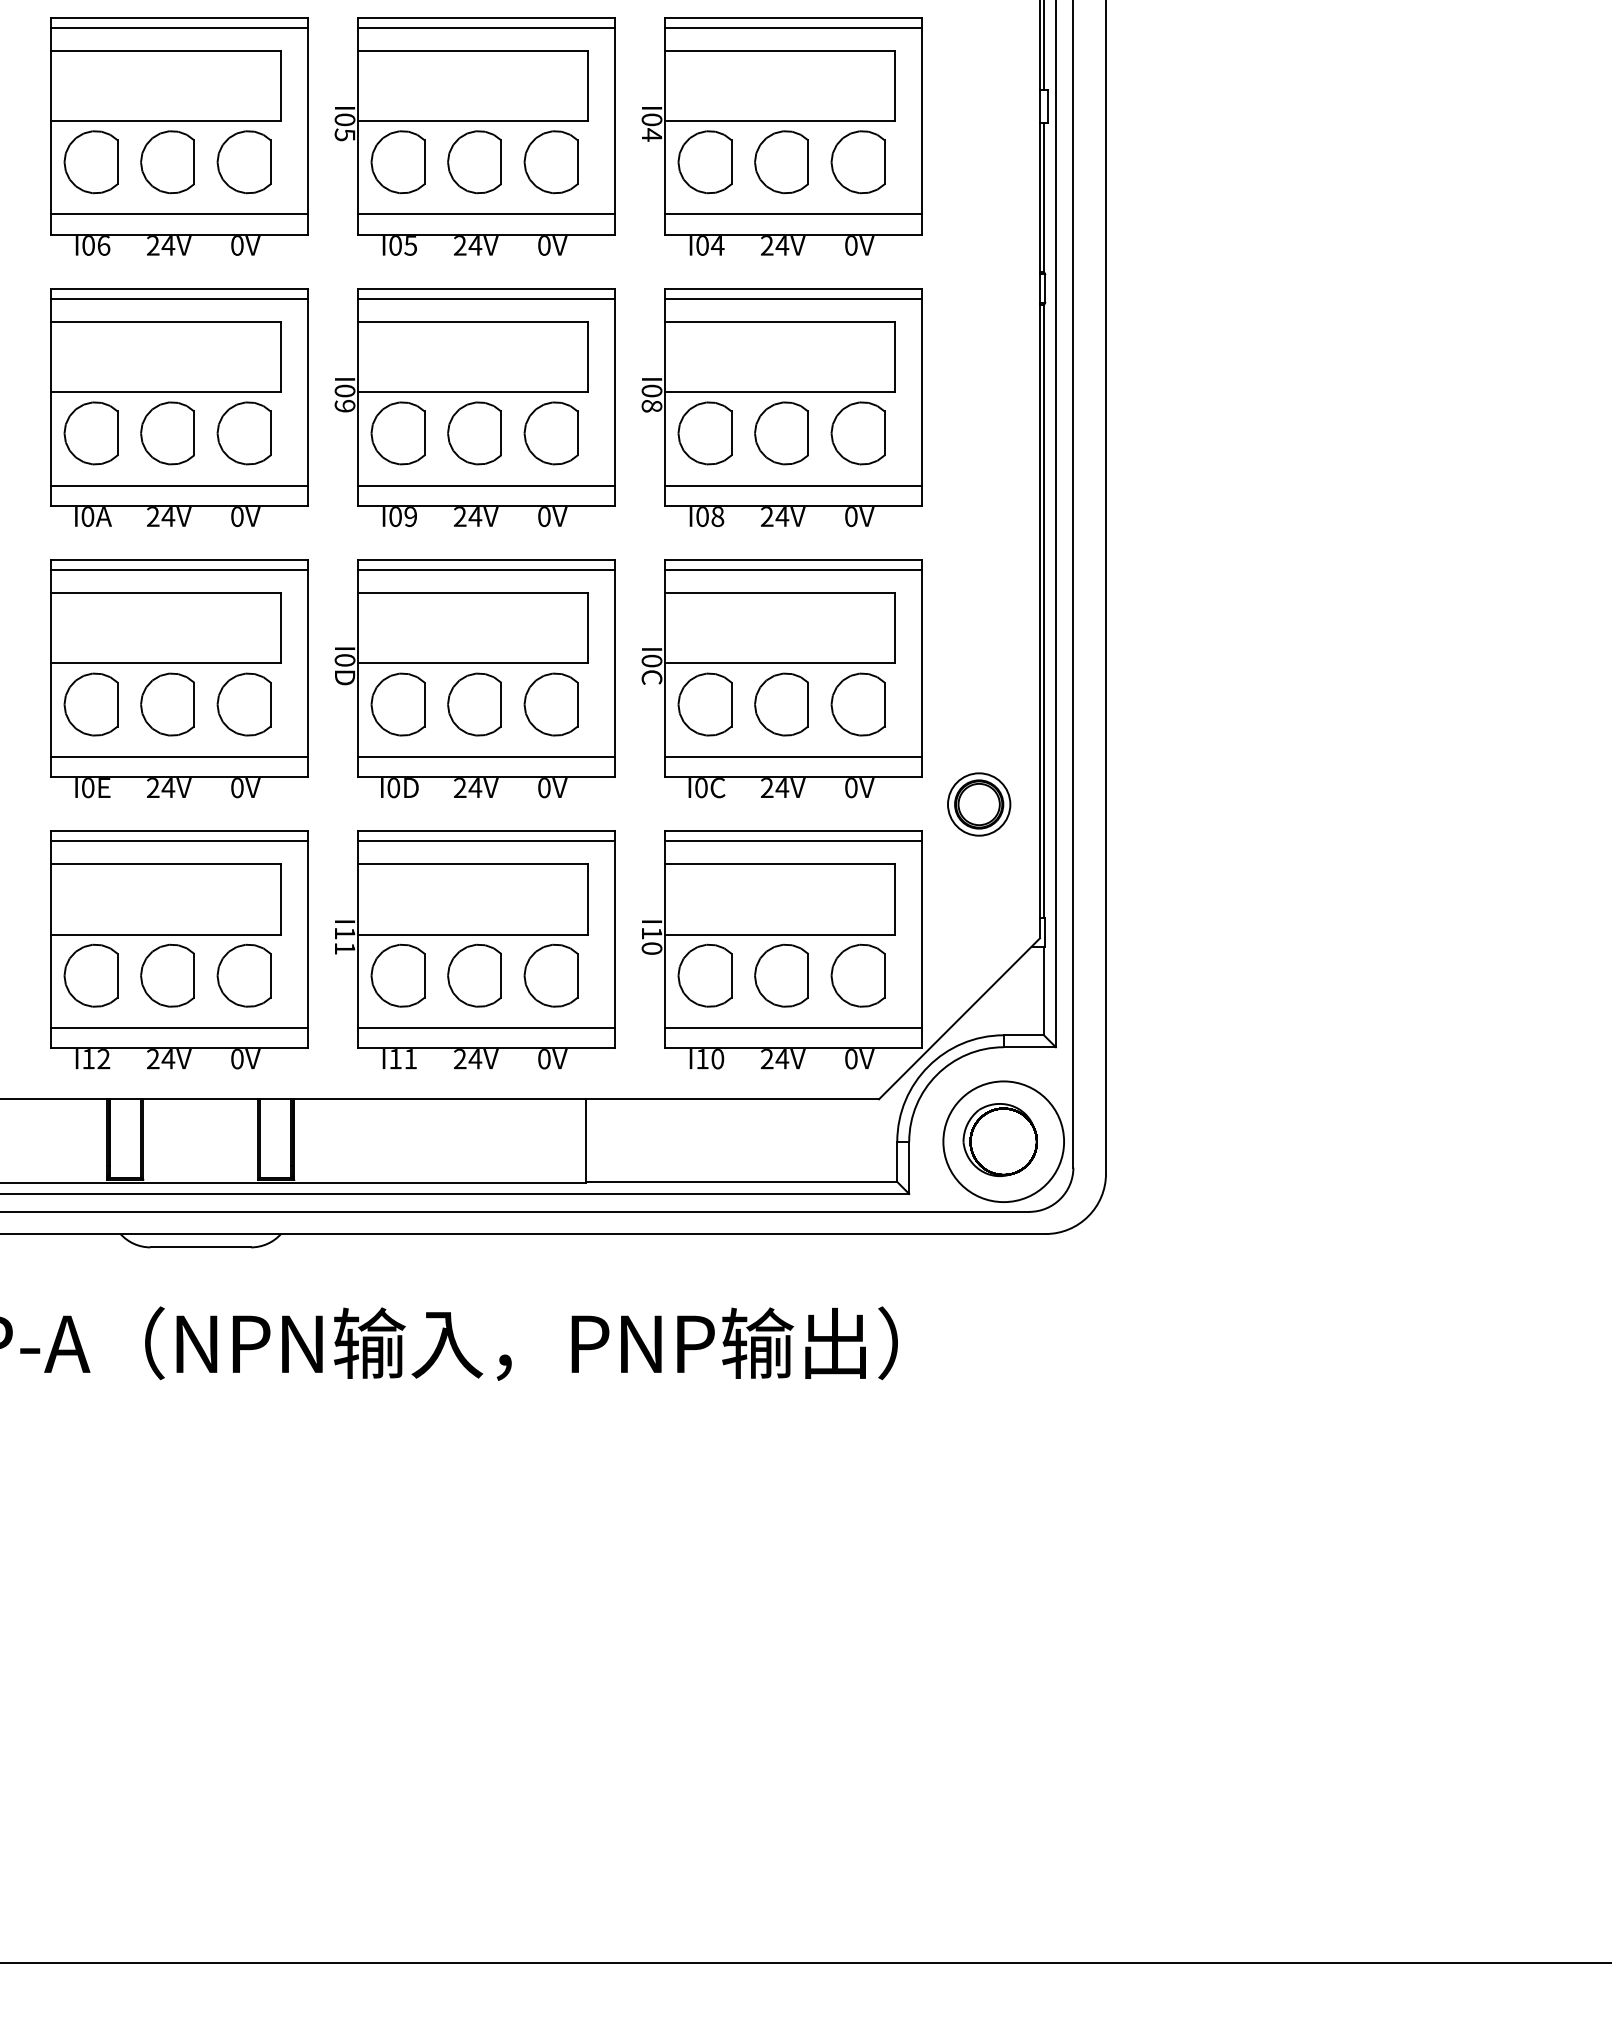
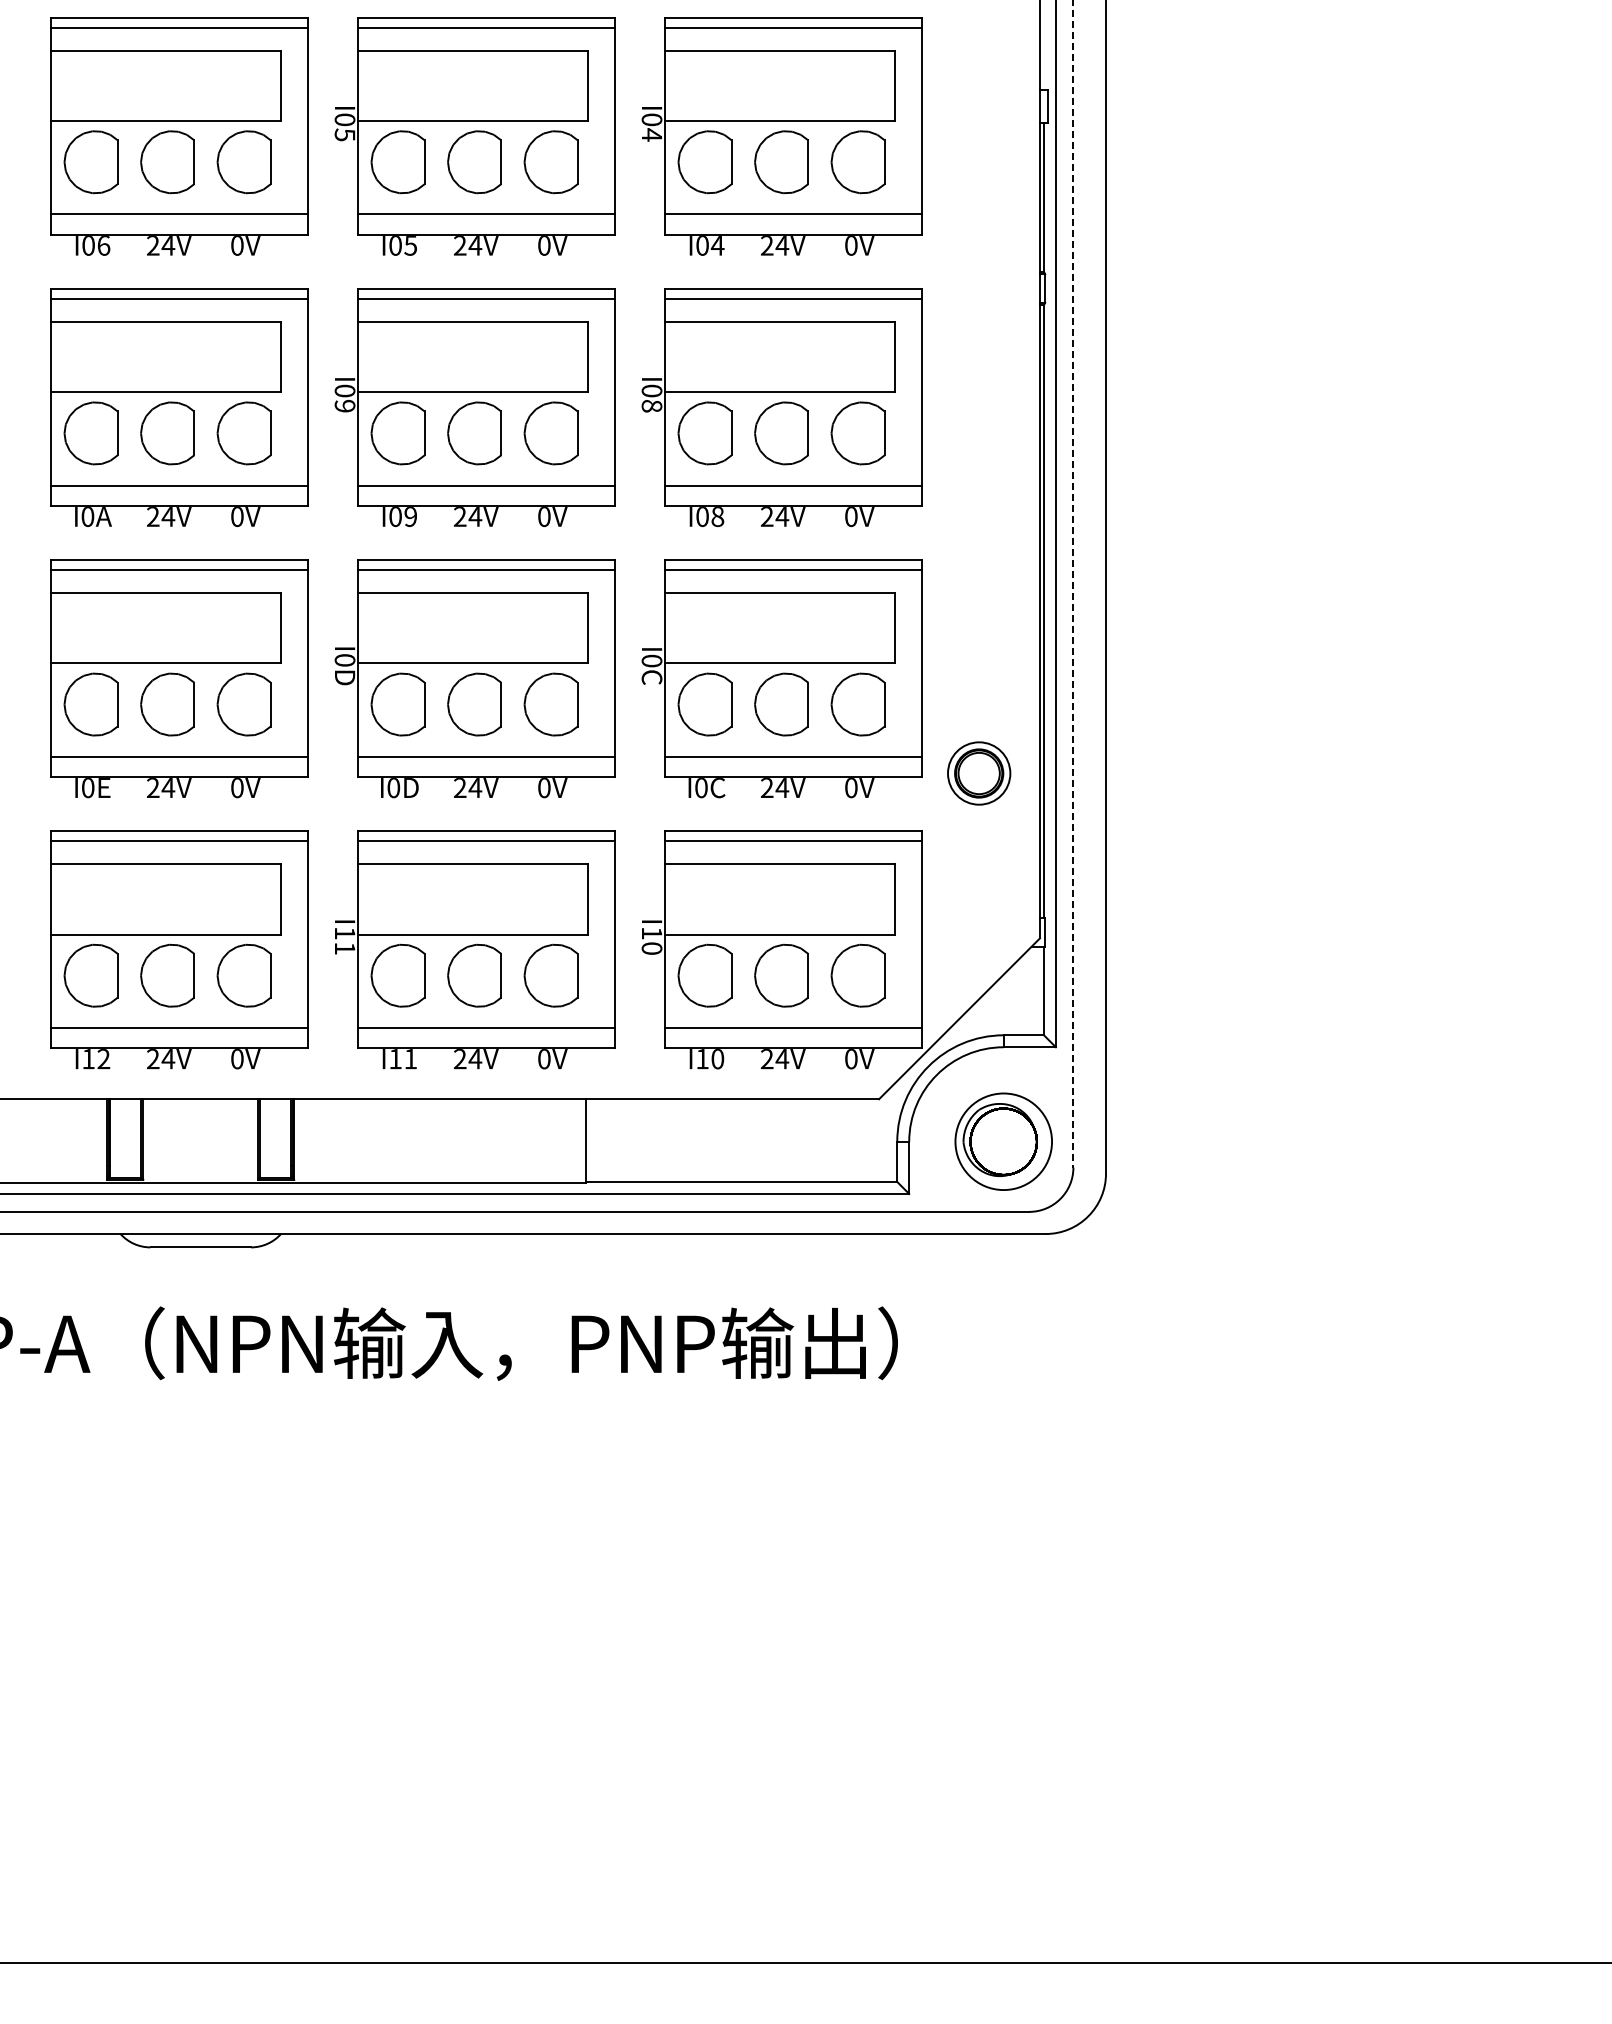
line: present -> none (1043, 46)
line: solid -> dashed (1073, 584)
part position: (979, 804) -> (979, 773) (979, 773)
circle diameter: 121 px -> 97 px (1003, 1141)
